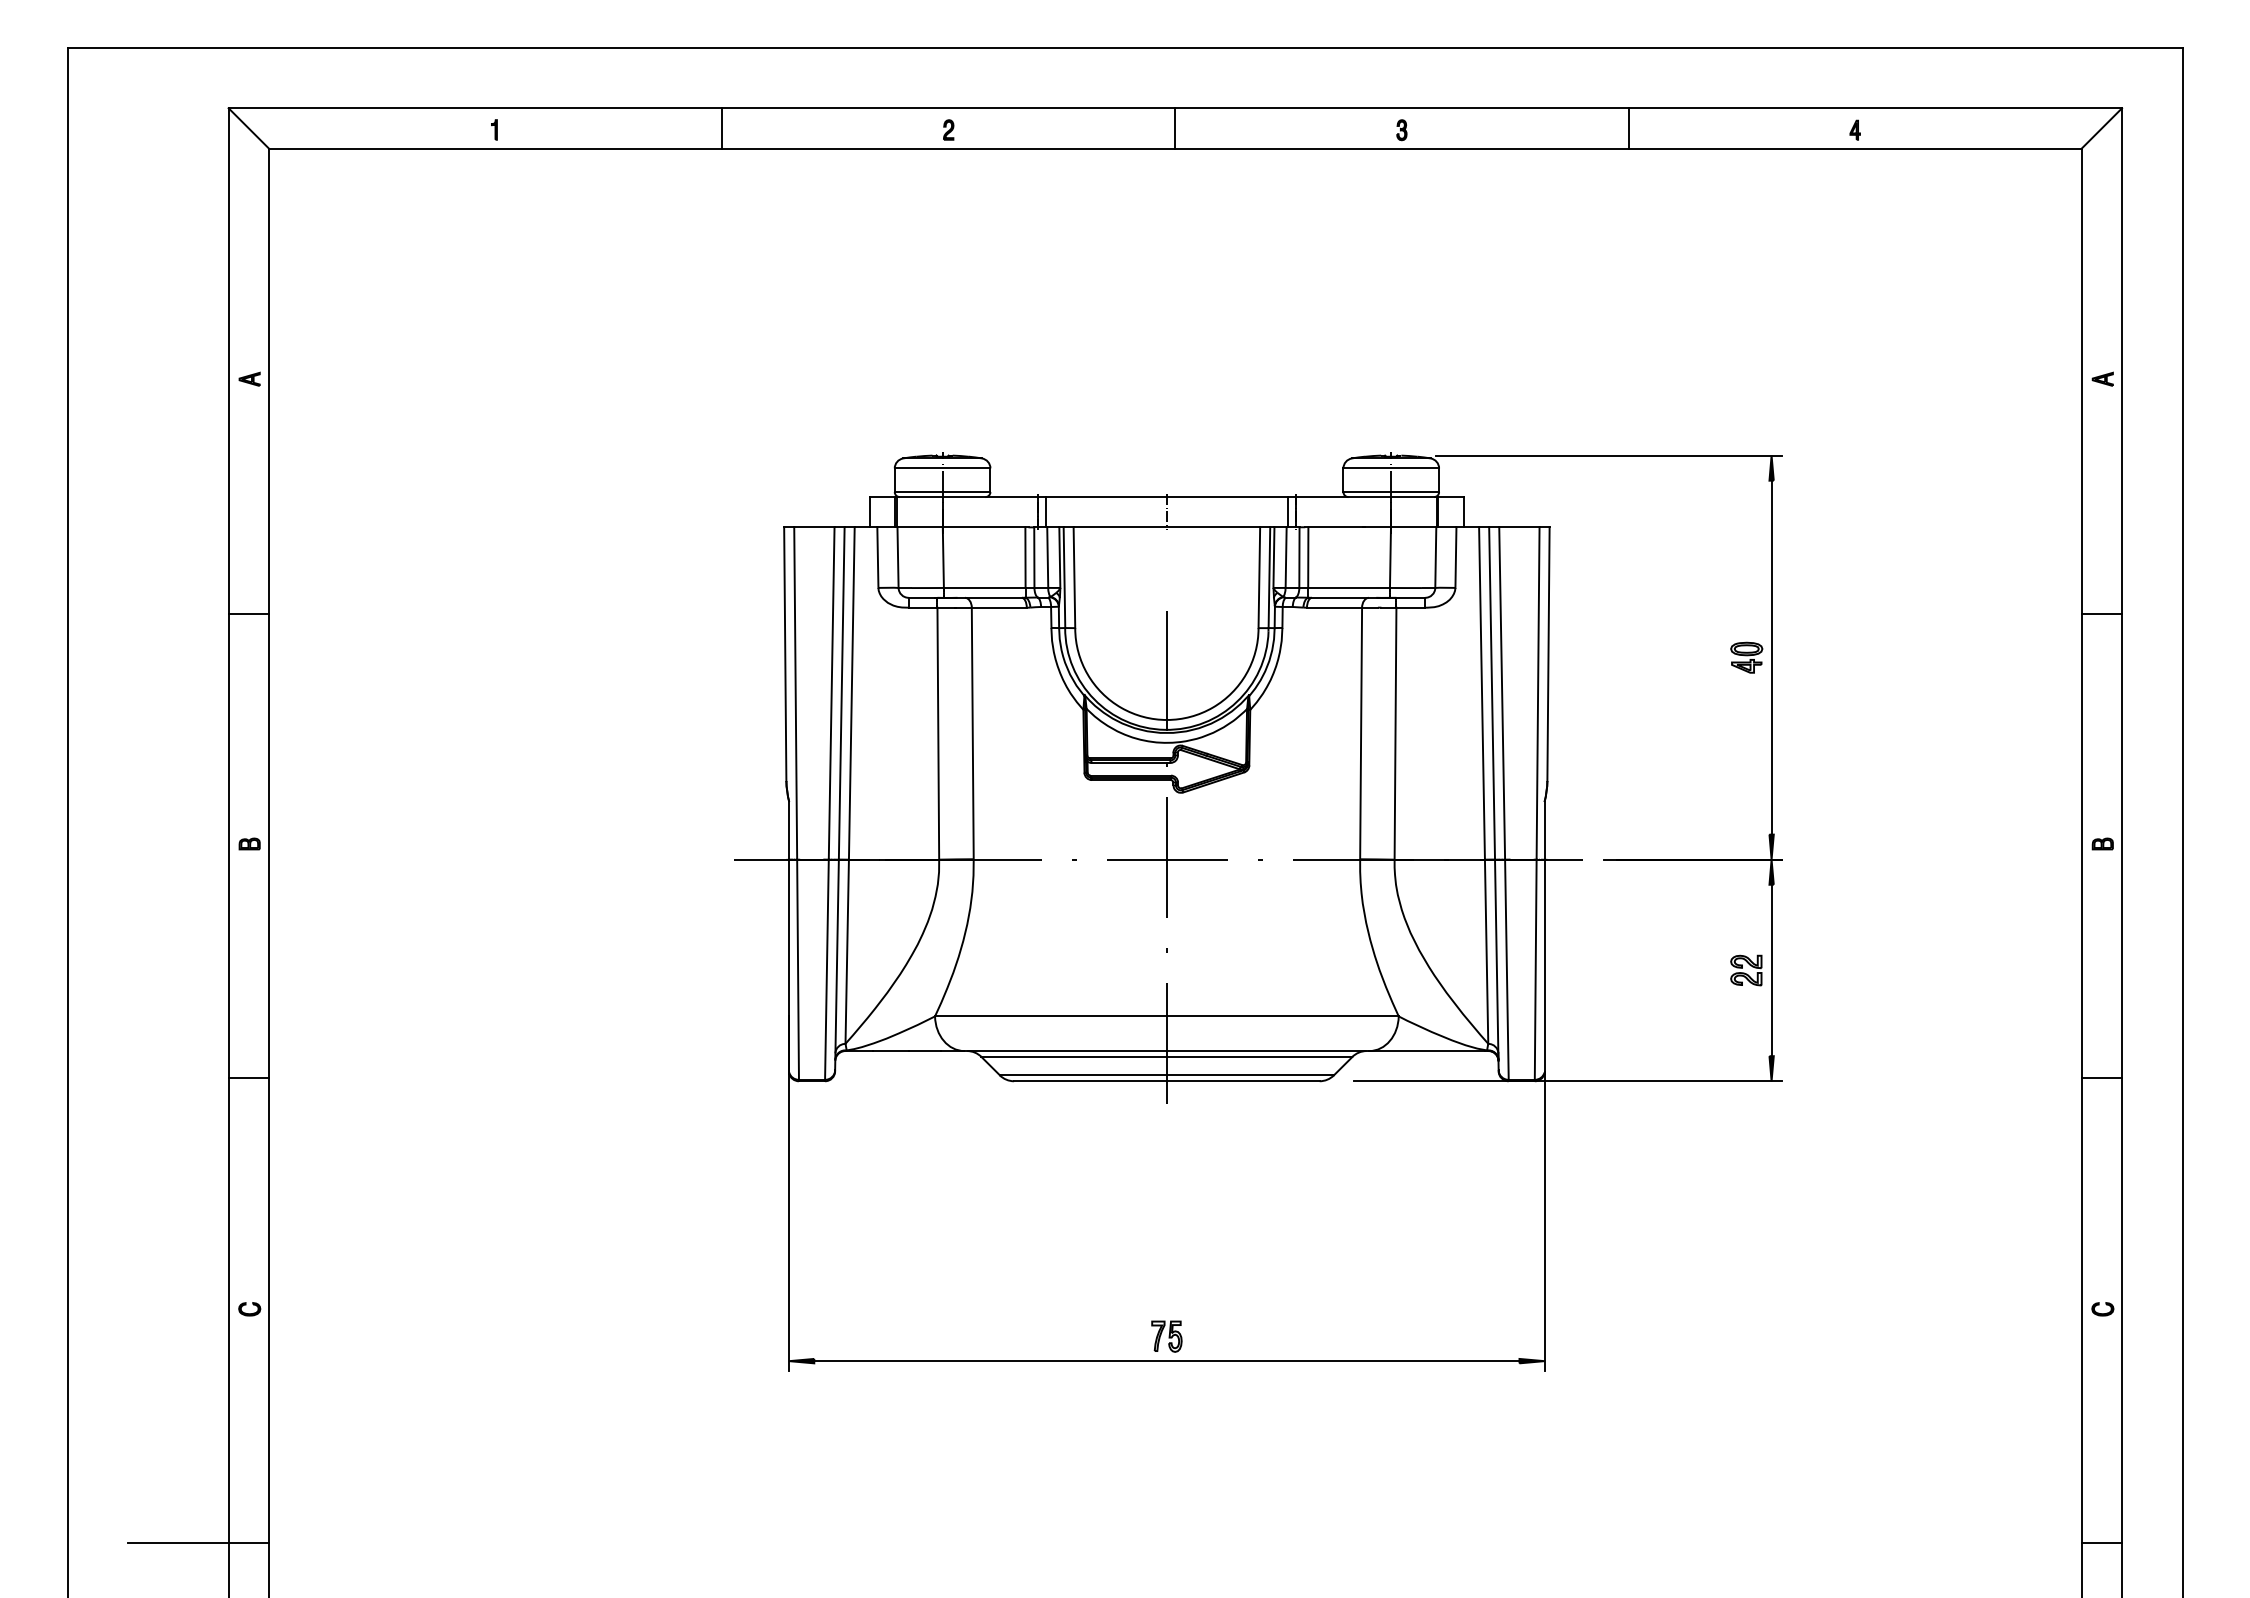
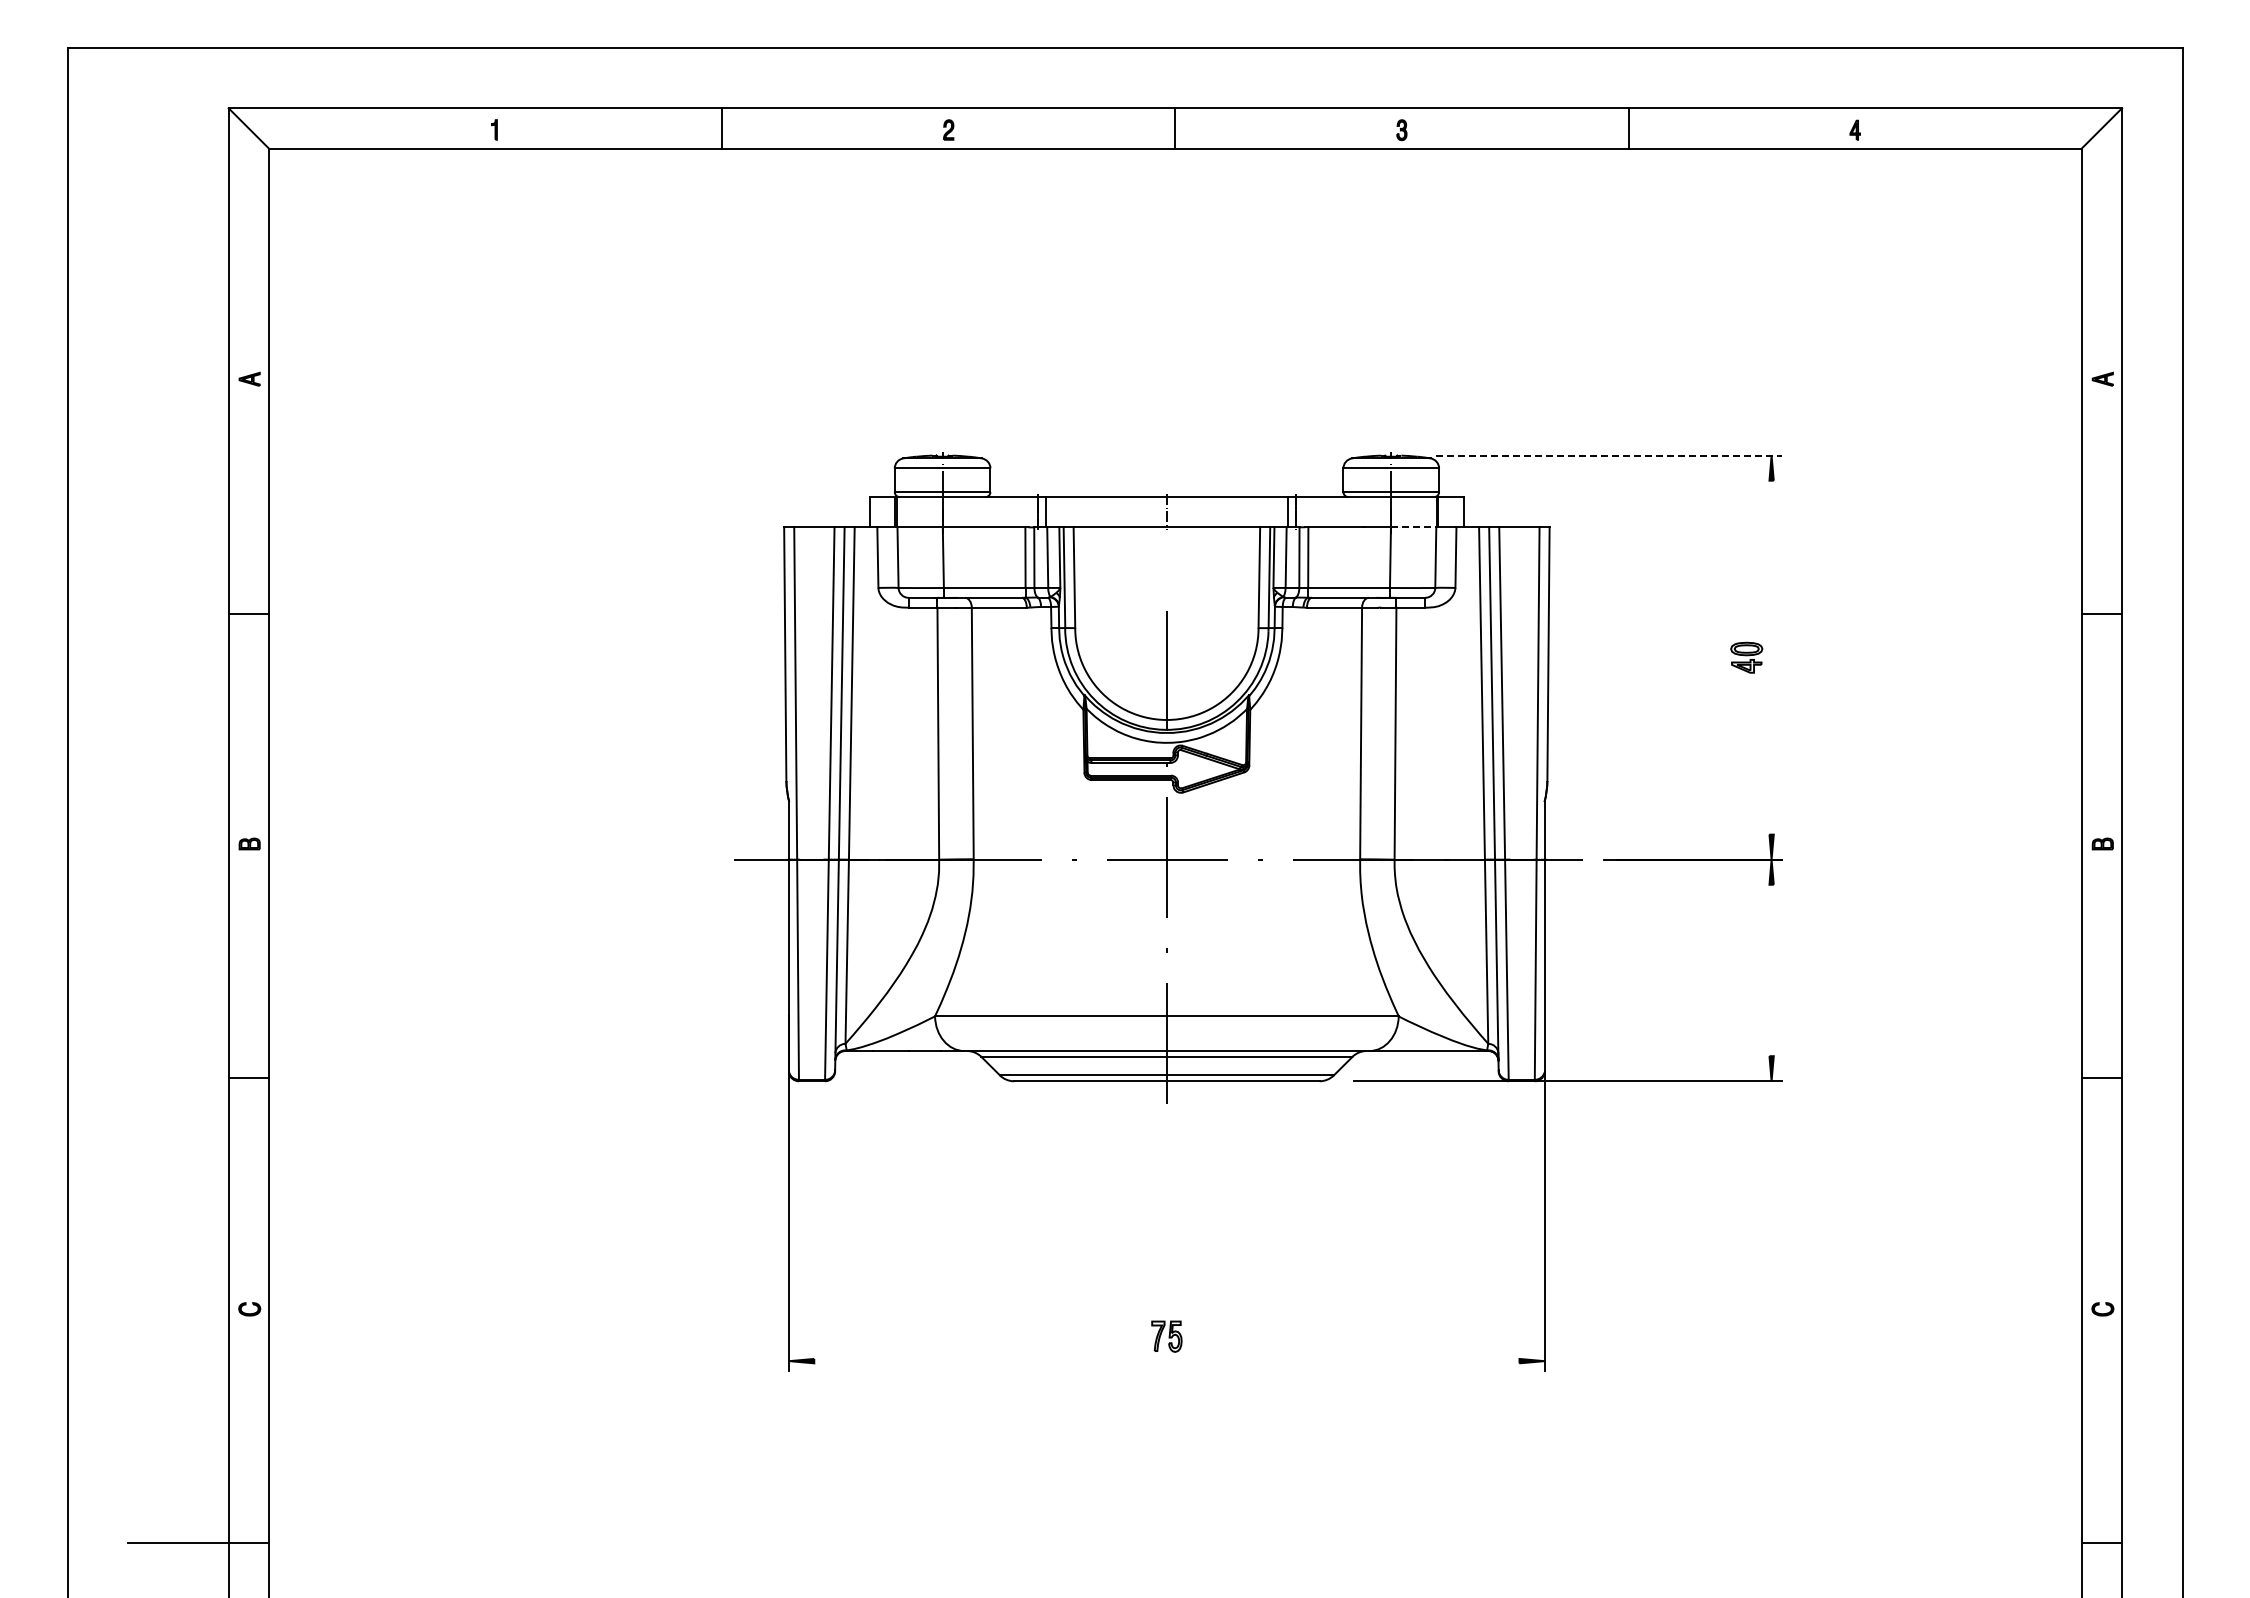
line: solid -> dashed (1608, 455)
line: solid -> dashed (1413, 527)
line: present -> none (1771, 657)
part: present -> none (1746, 970)
line: present -> none (1771, 970)
line: present -> none (1166, 1361)
